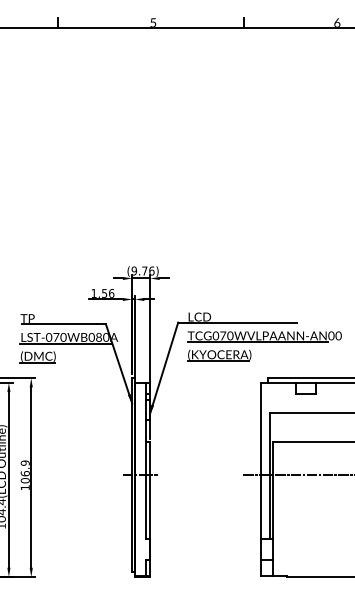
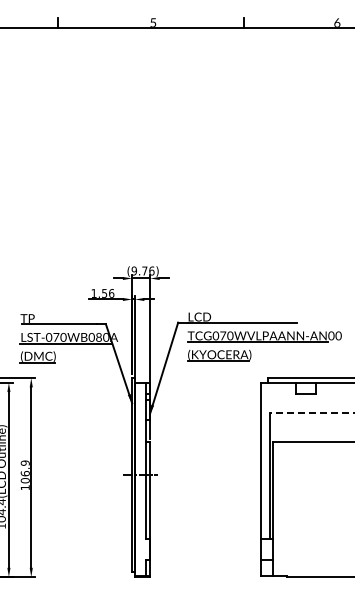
line: solid -> dashed (312, 413)
line: present -> none (297, 474)
